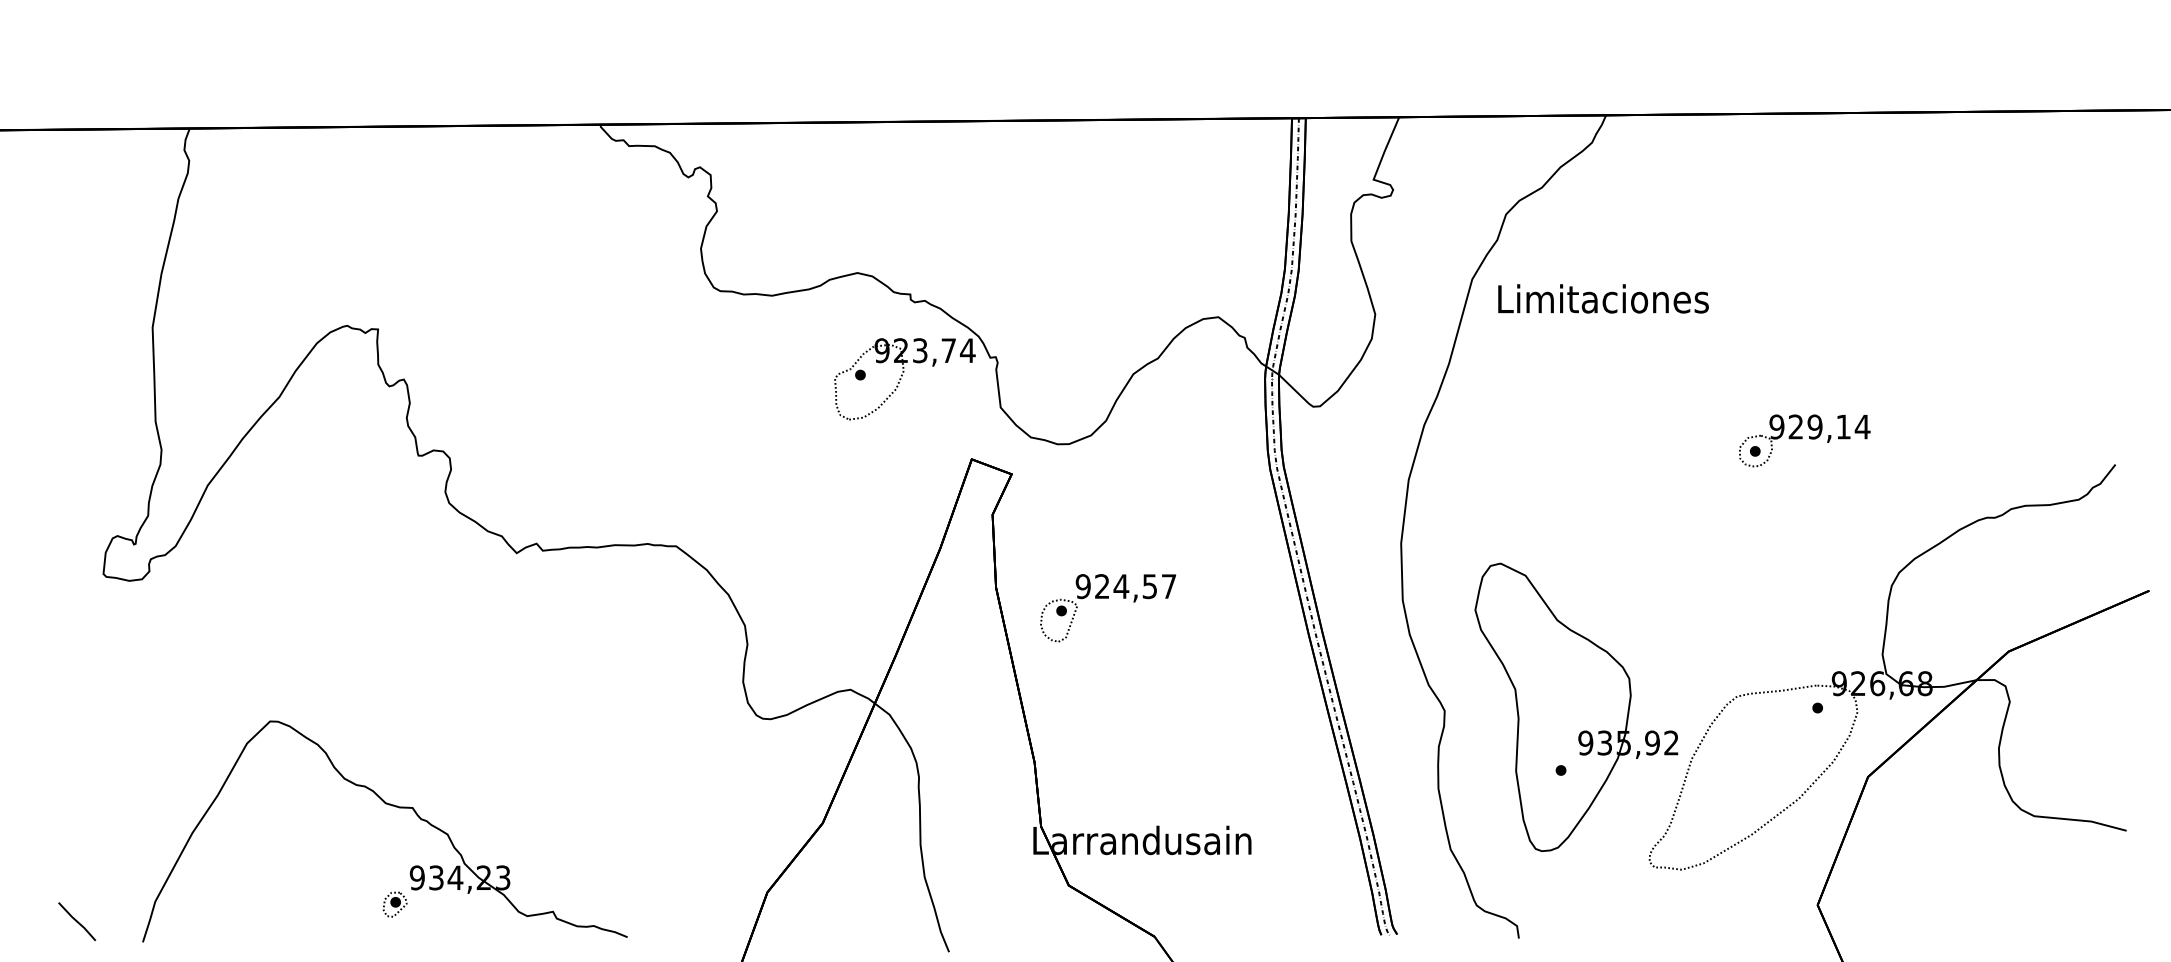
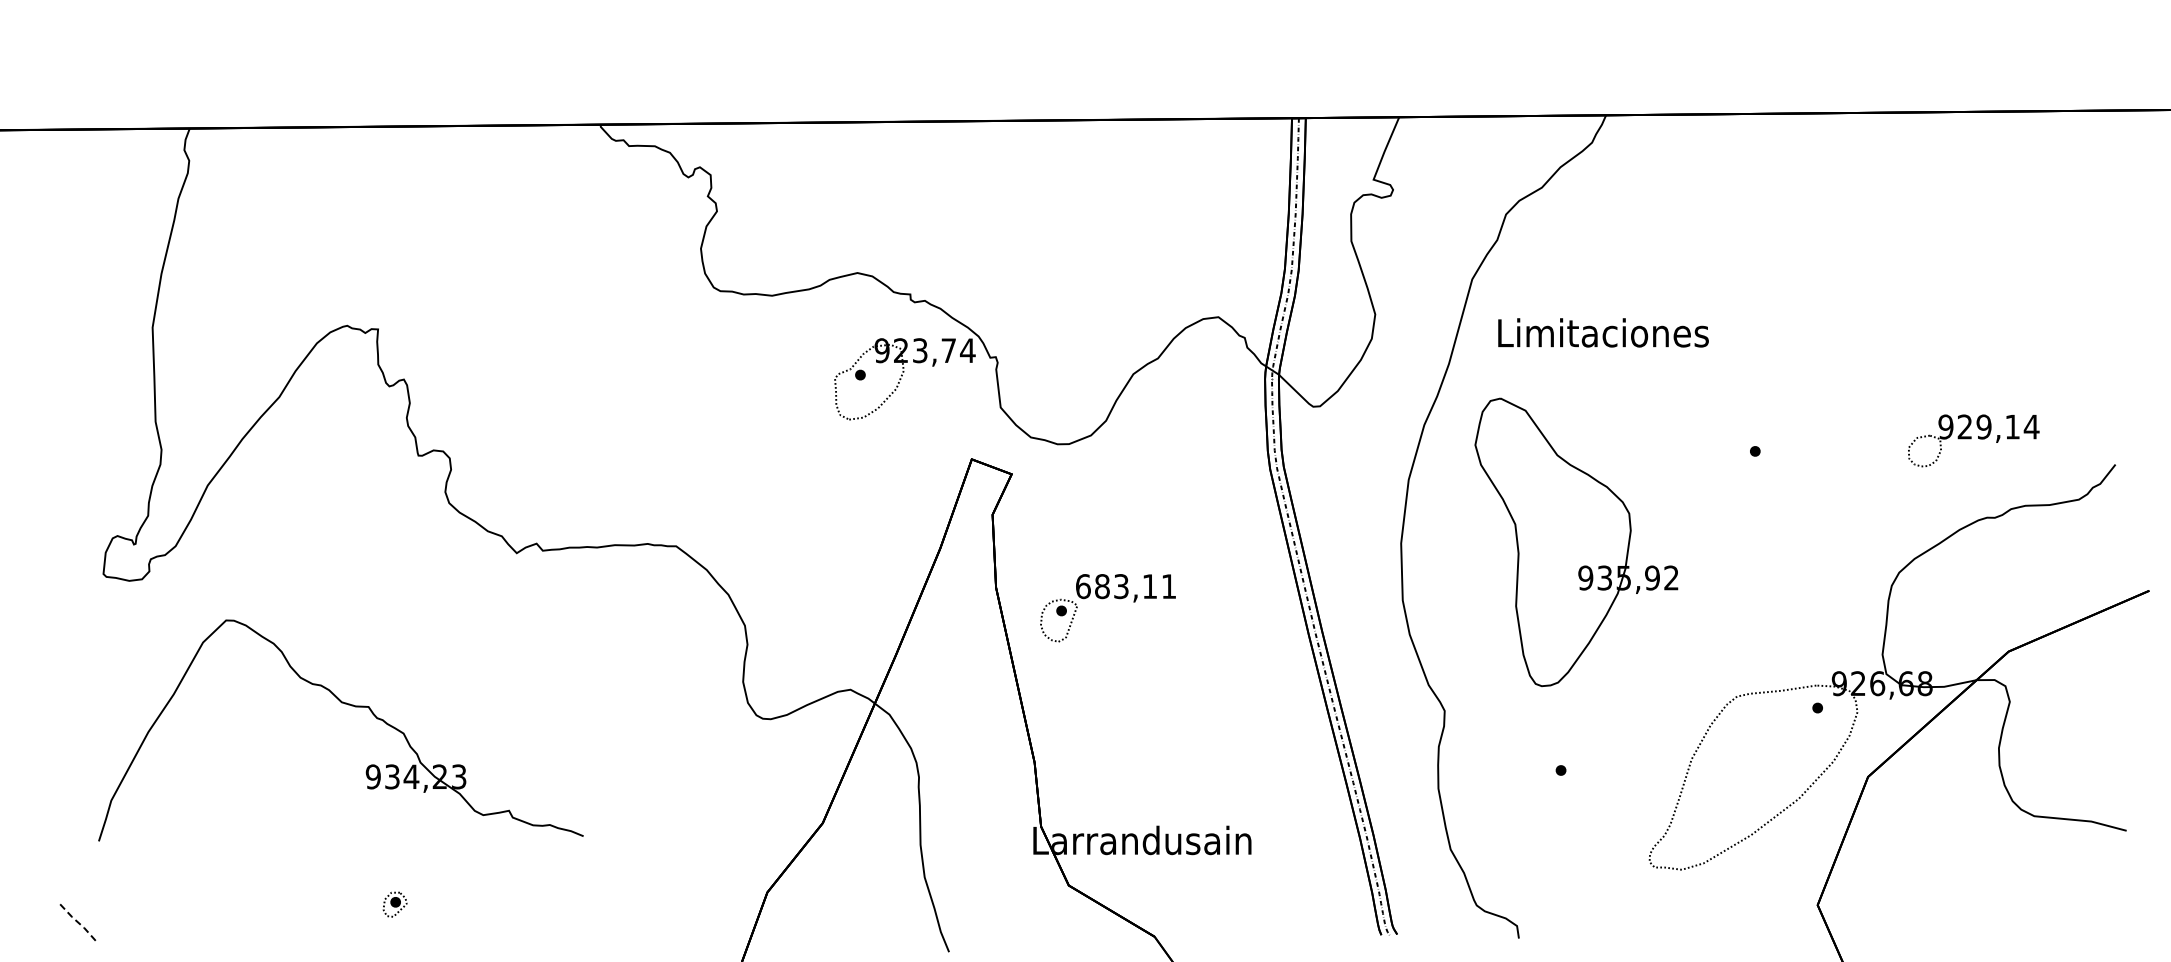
text position: (1603, 298) -> (1603, 332) (1603, 332)
part position: (1804, 440) -> (1973, 440) (1973, 440)
text: 924,57 -> 683,11 (1125, 586)
part position: (1576, 706) -> (1576, 541) (1576, 541)
part position: (392, 806) -> (348, 705) (348, 705)
line: solid -> dashed (77, 921)
